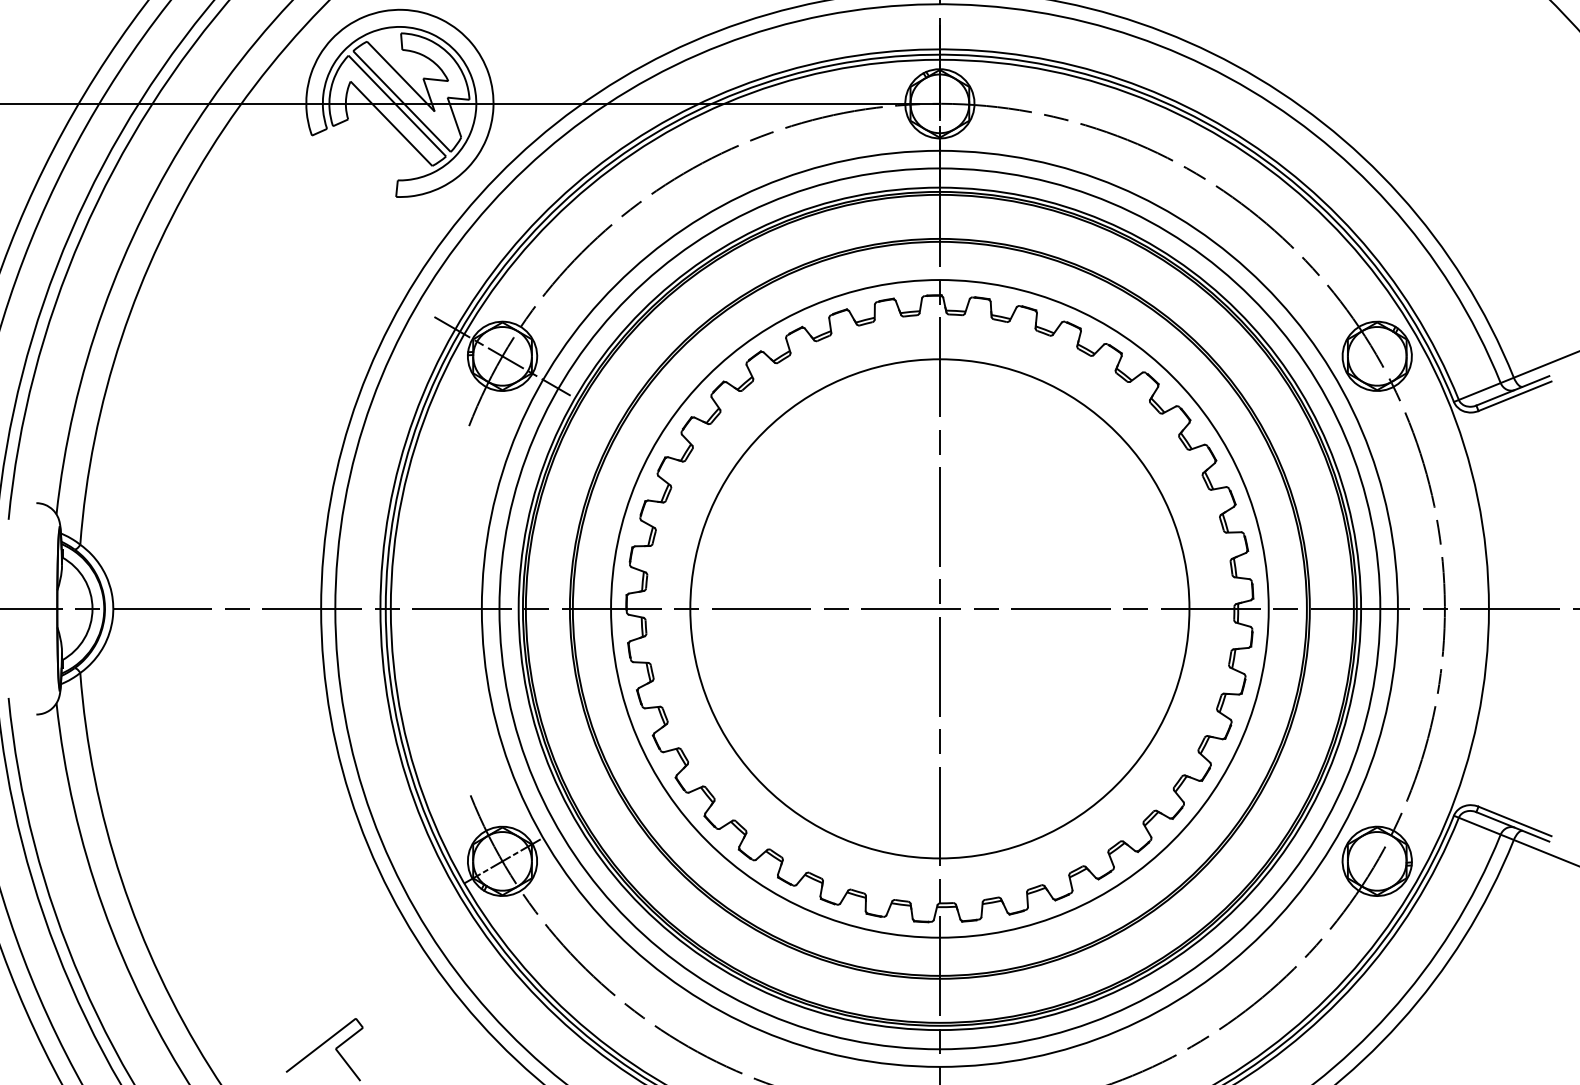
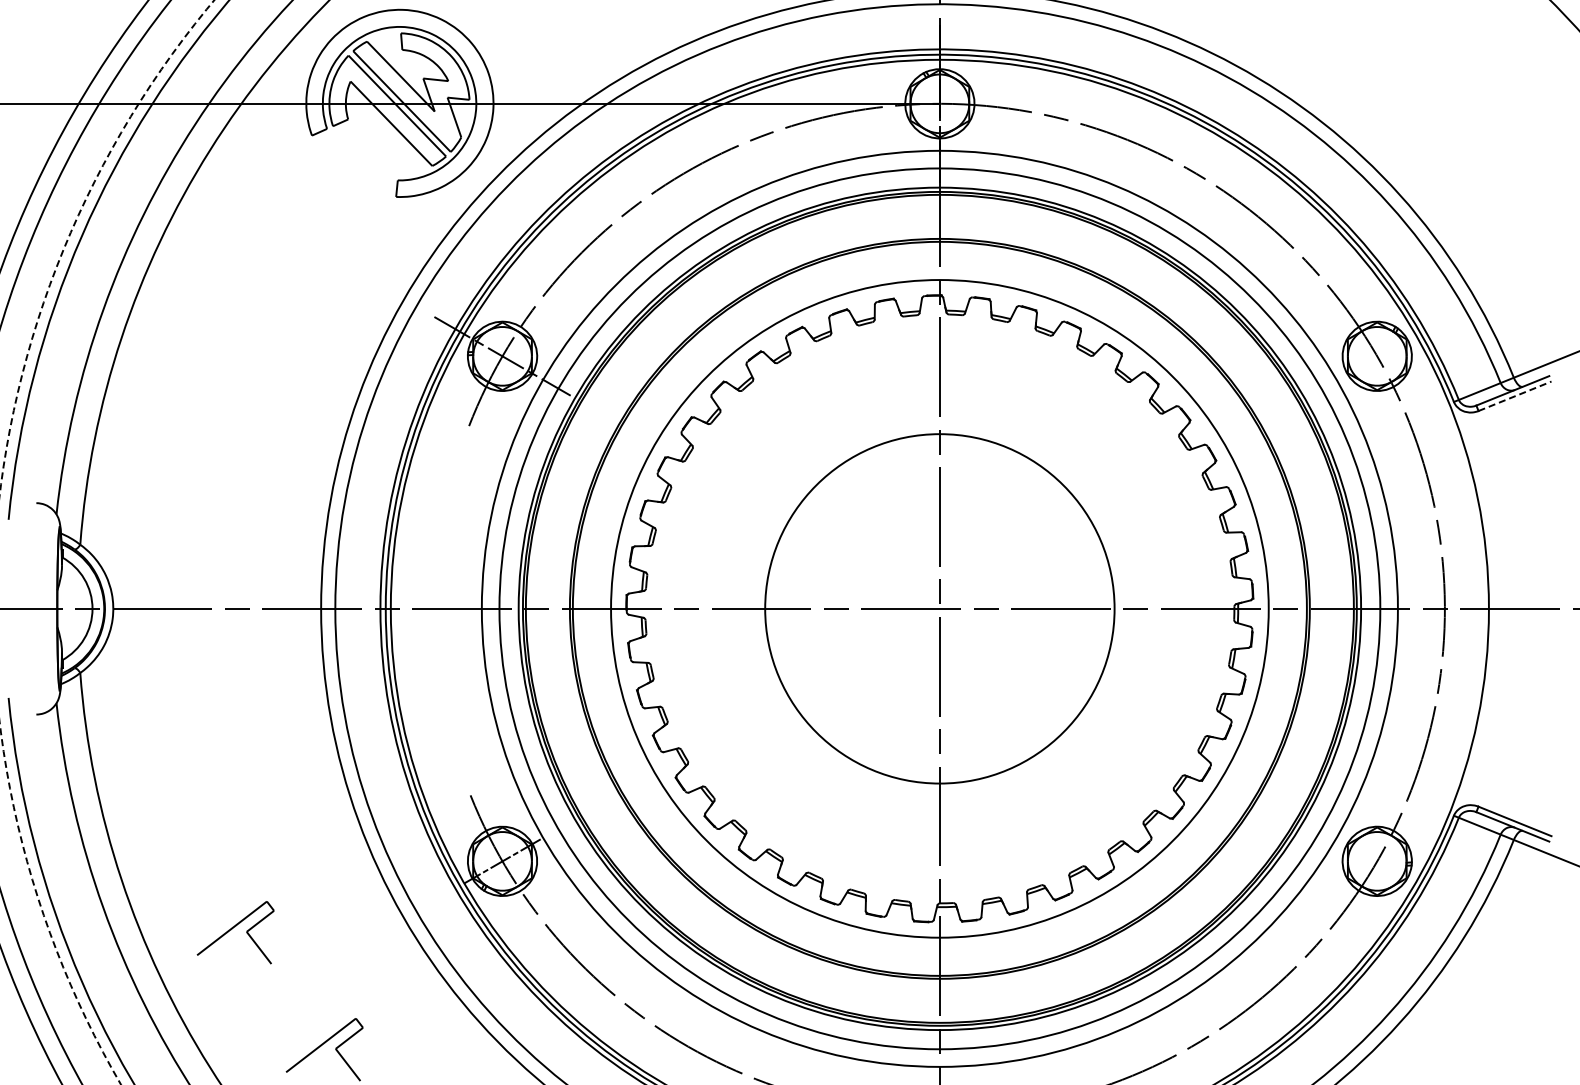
arc: solid -> dashed (71, 231)
line: solid -> dashed (1515, 396)
circle diameter: 499 px -> 349 px (939, 608)
arc: solid -> dashed (42, 910)
part: none -> present (235, 932)
